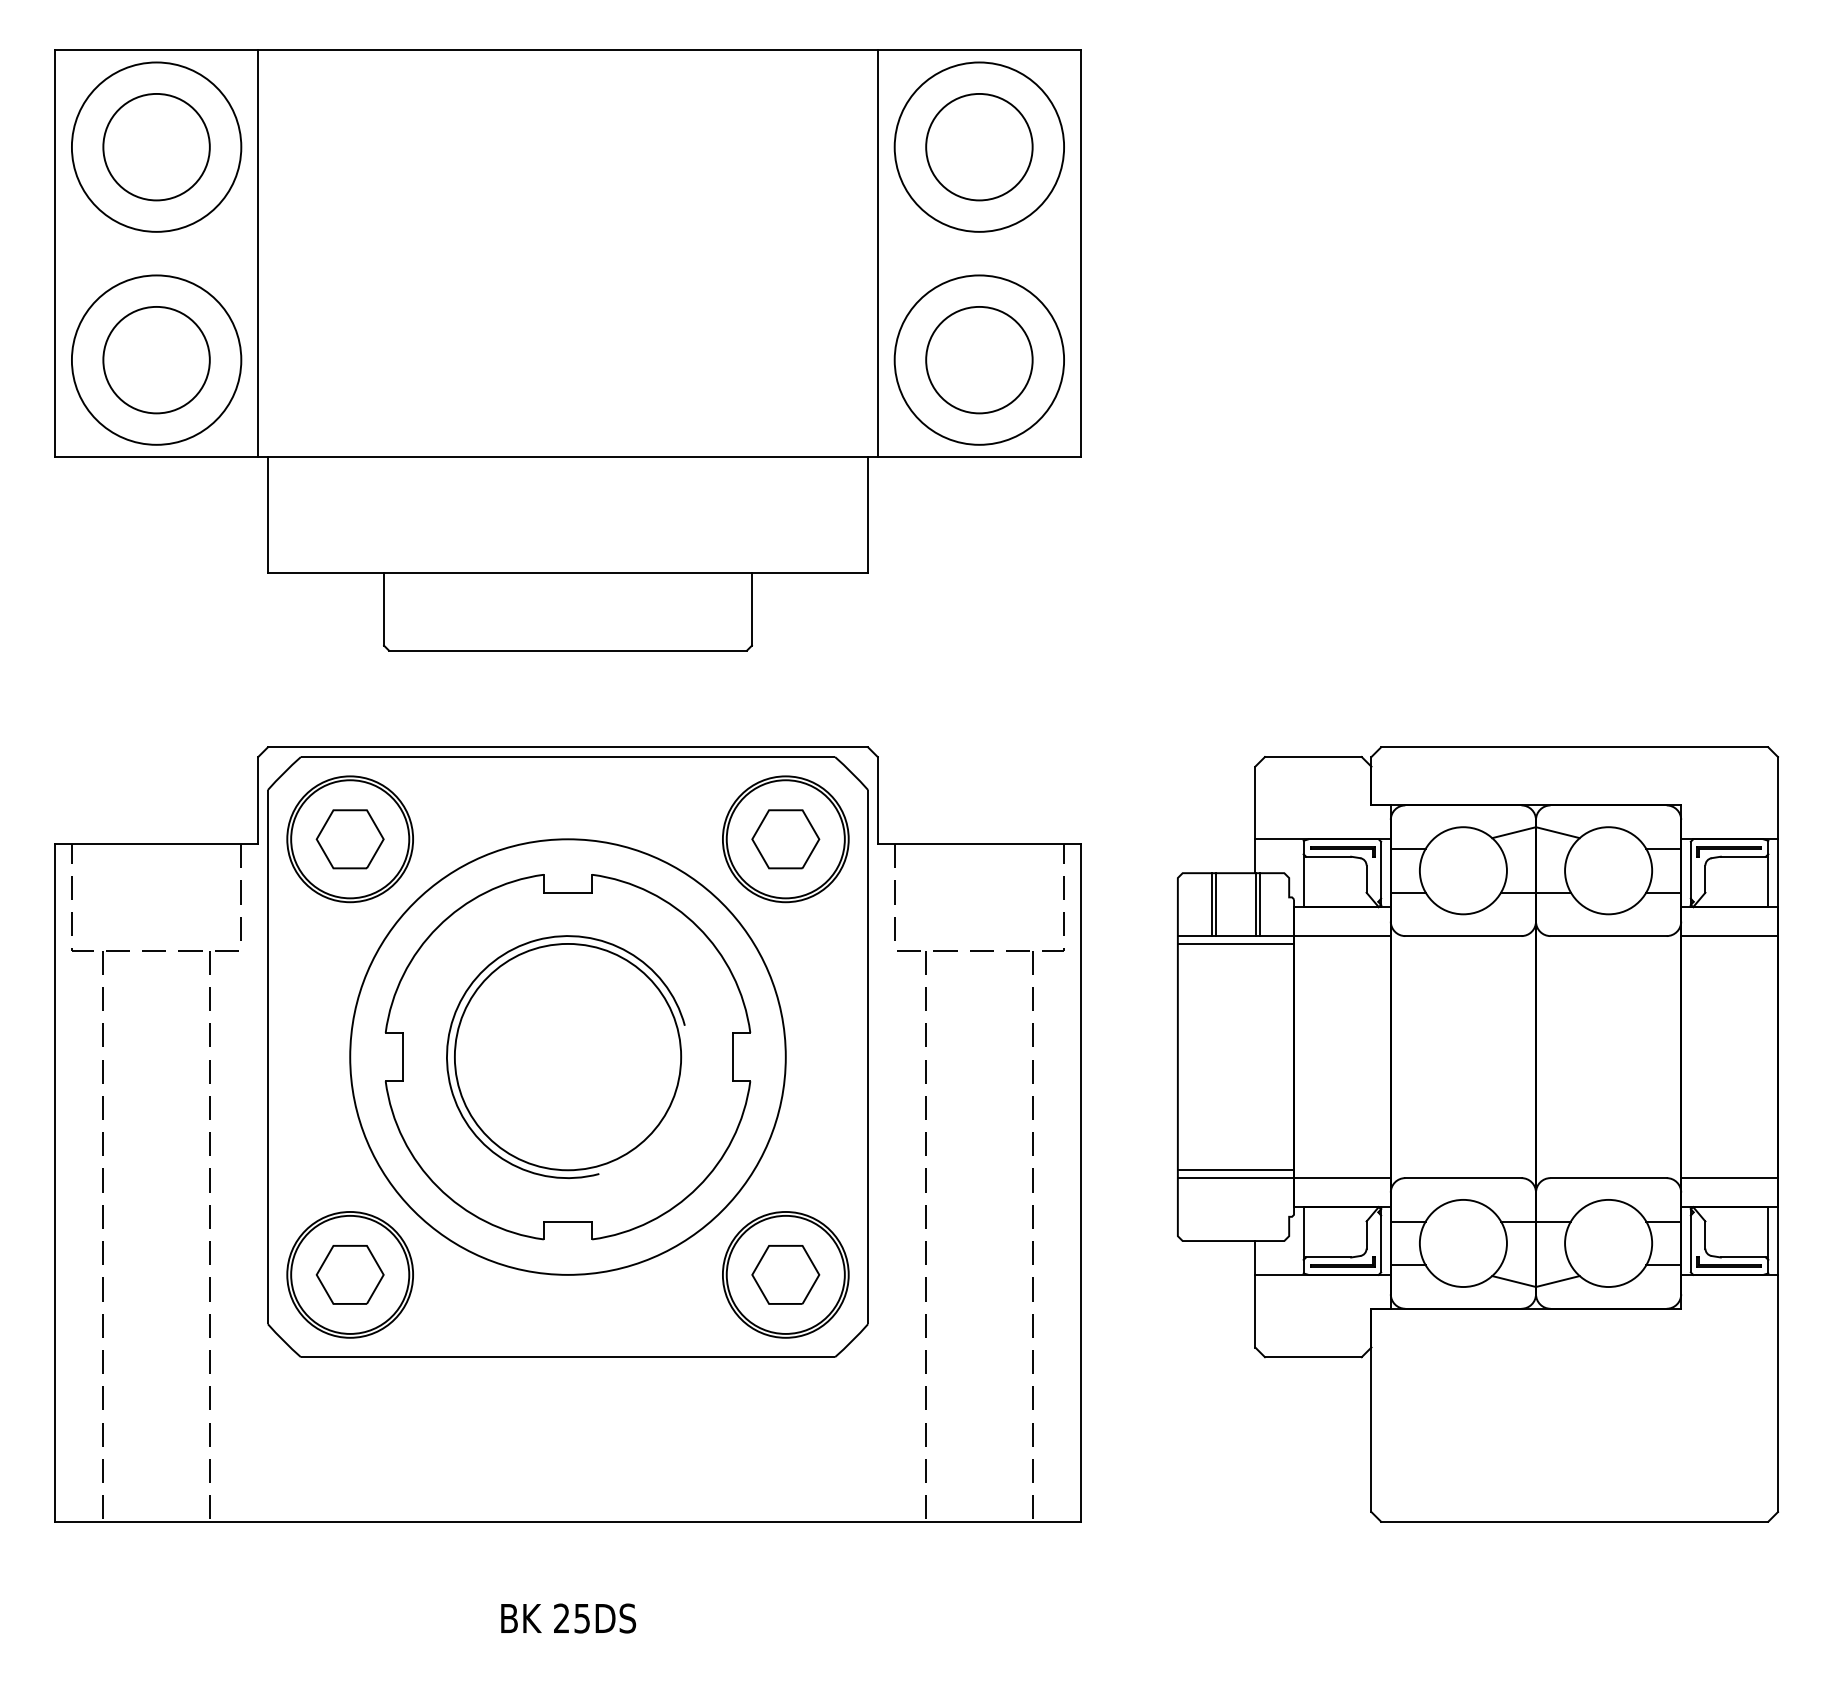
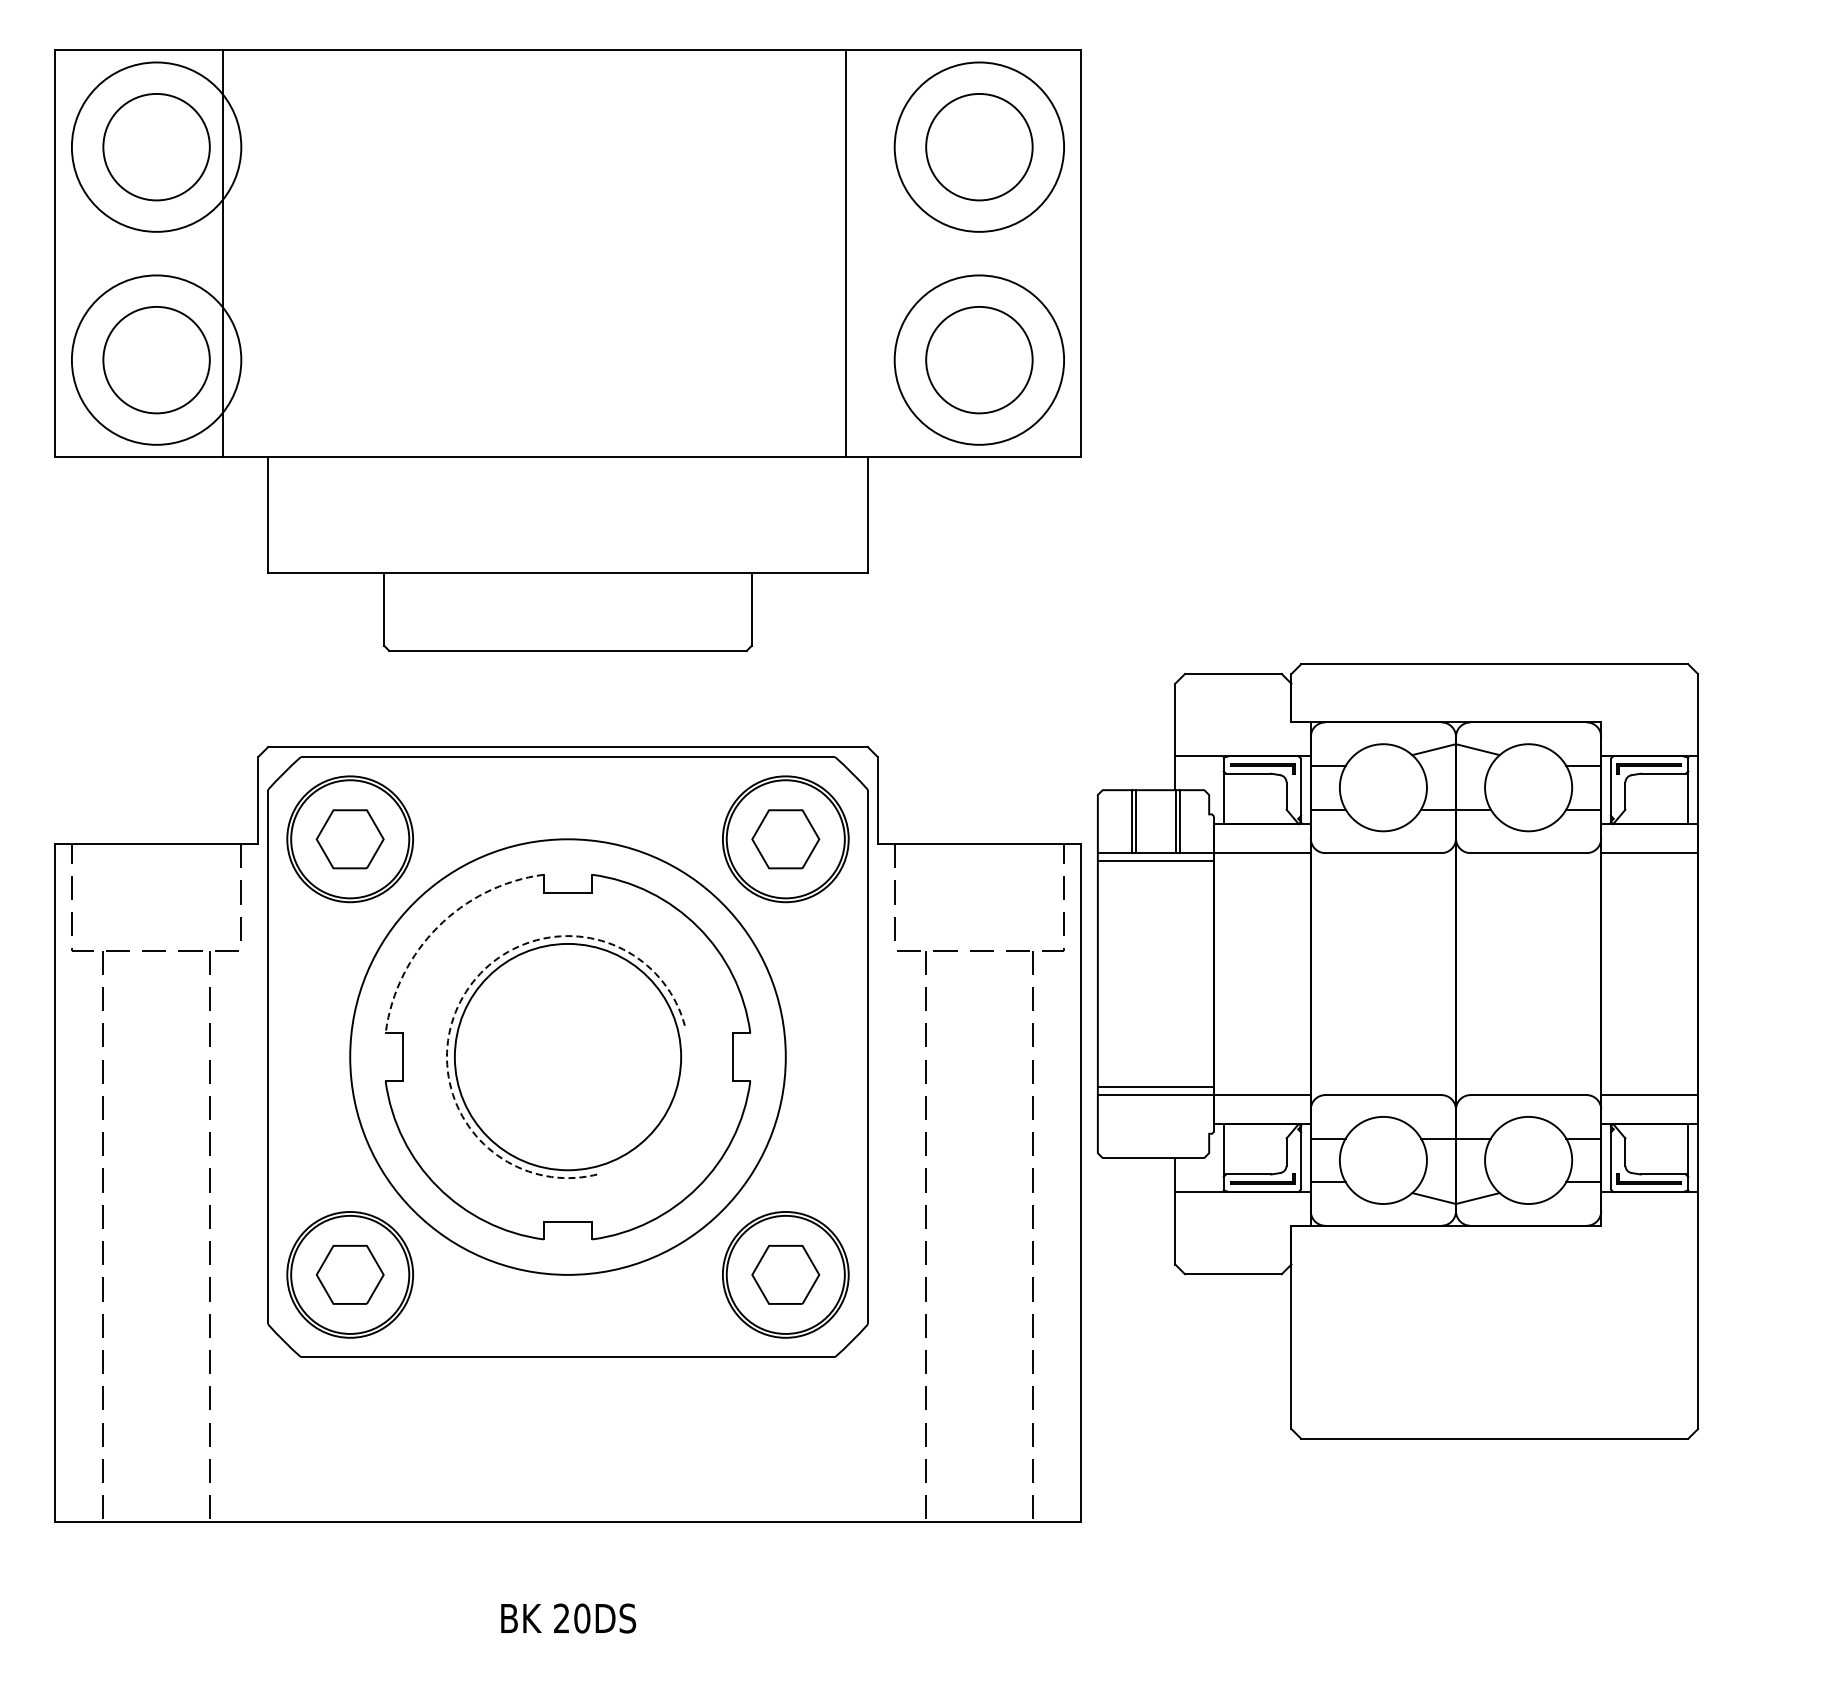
line position: (258, 253) -> (223, 253) (223, 253)
line position: (877, 253) -> (845, 253) (845, 253)
arc: solid -> dashed (437, 927)
arc: solid -> dashed (463, 996)
part position: (1477, 1134) -> (1397, 1051) (1397, 1051)
text: 25DS -> 20DS (582, 1618)
